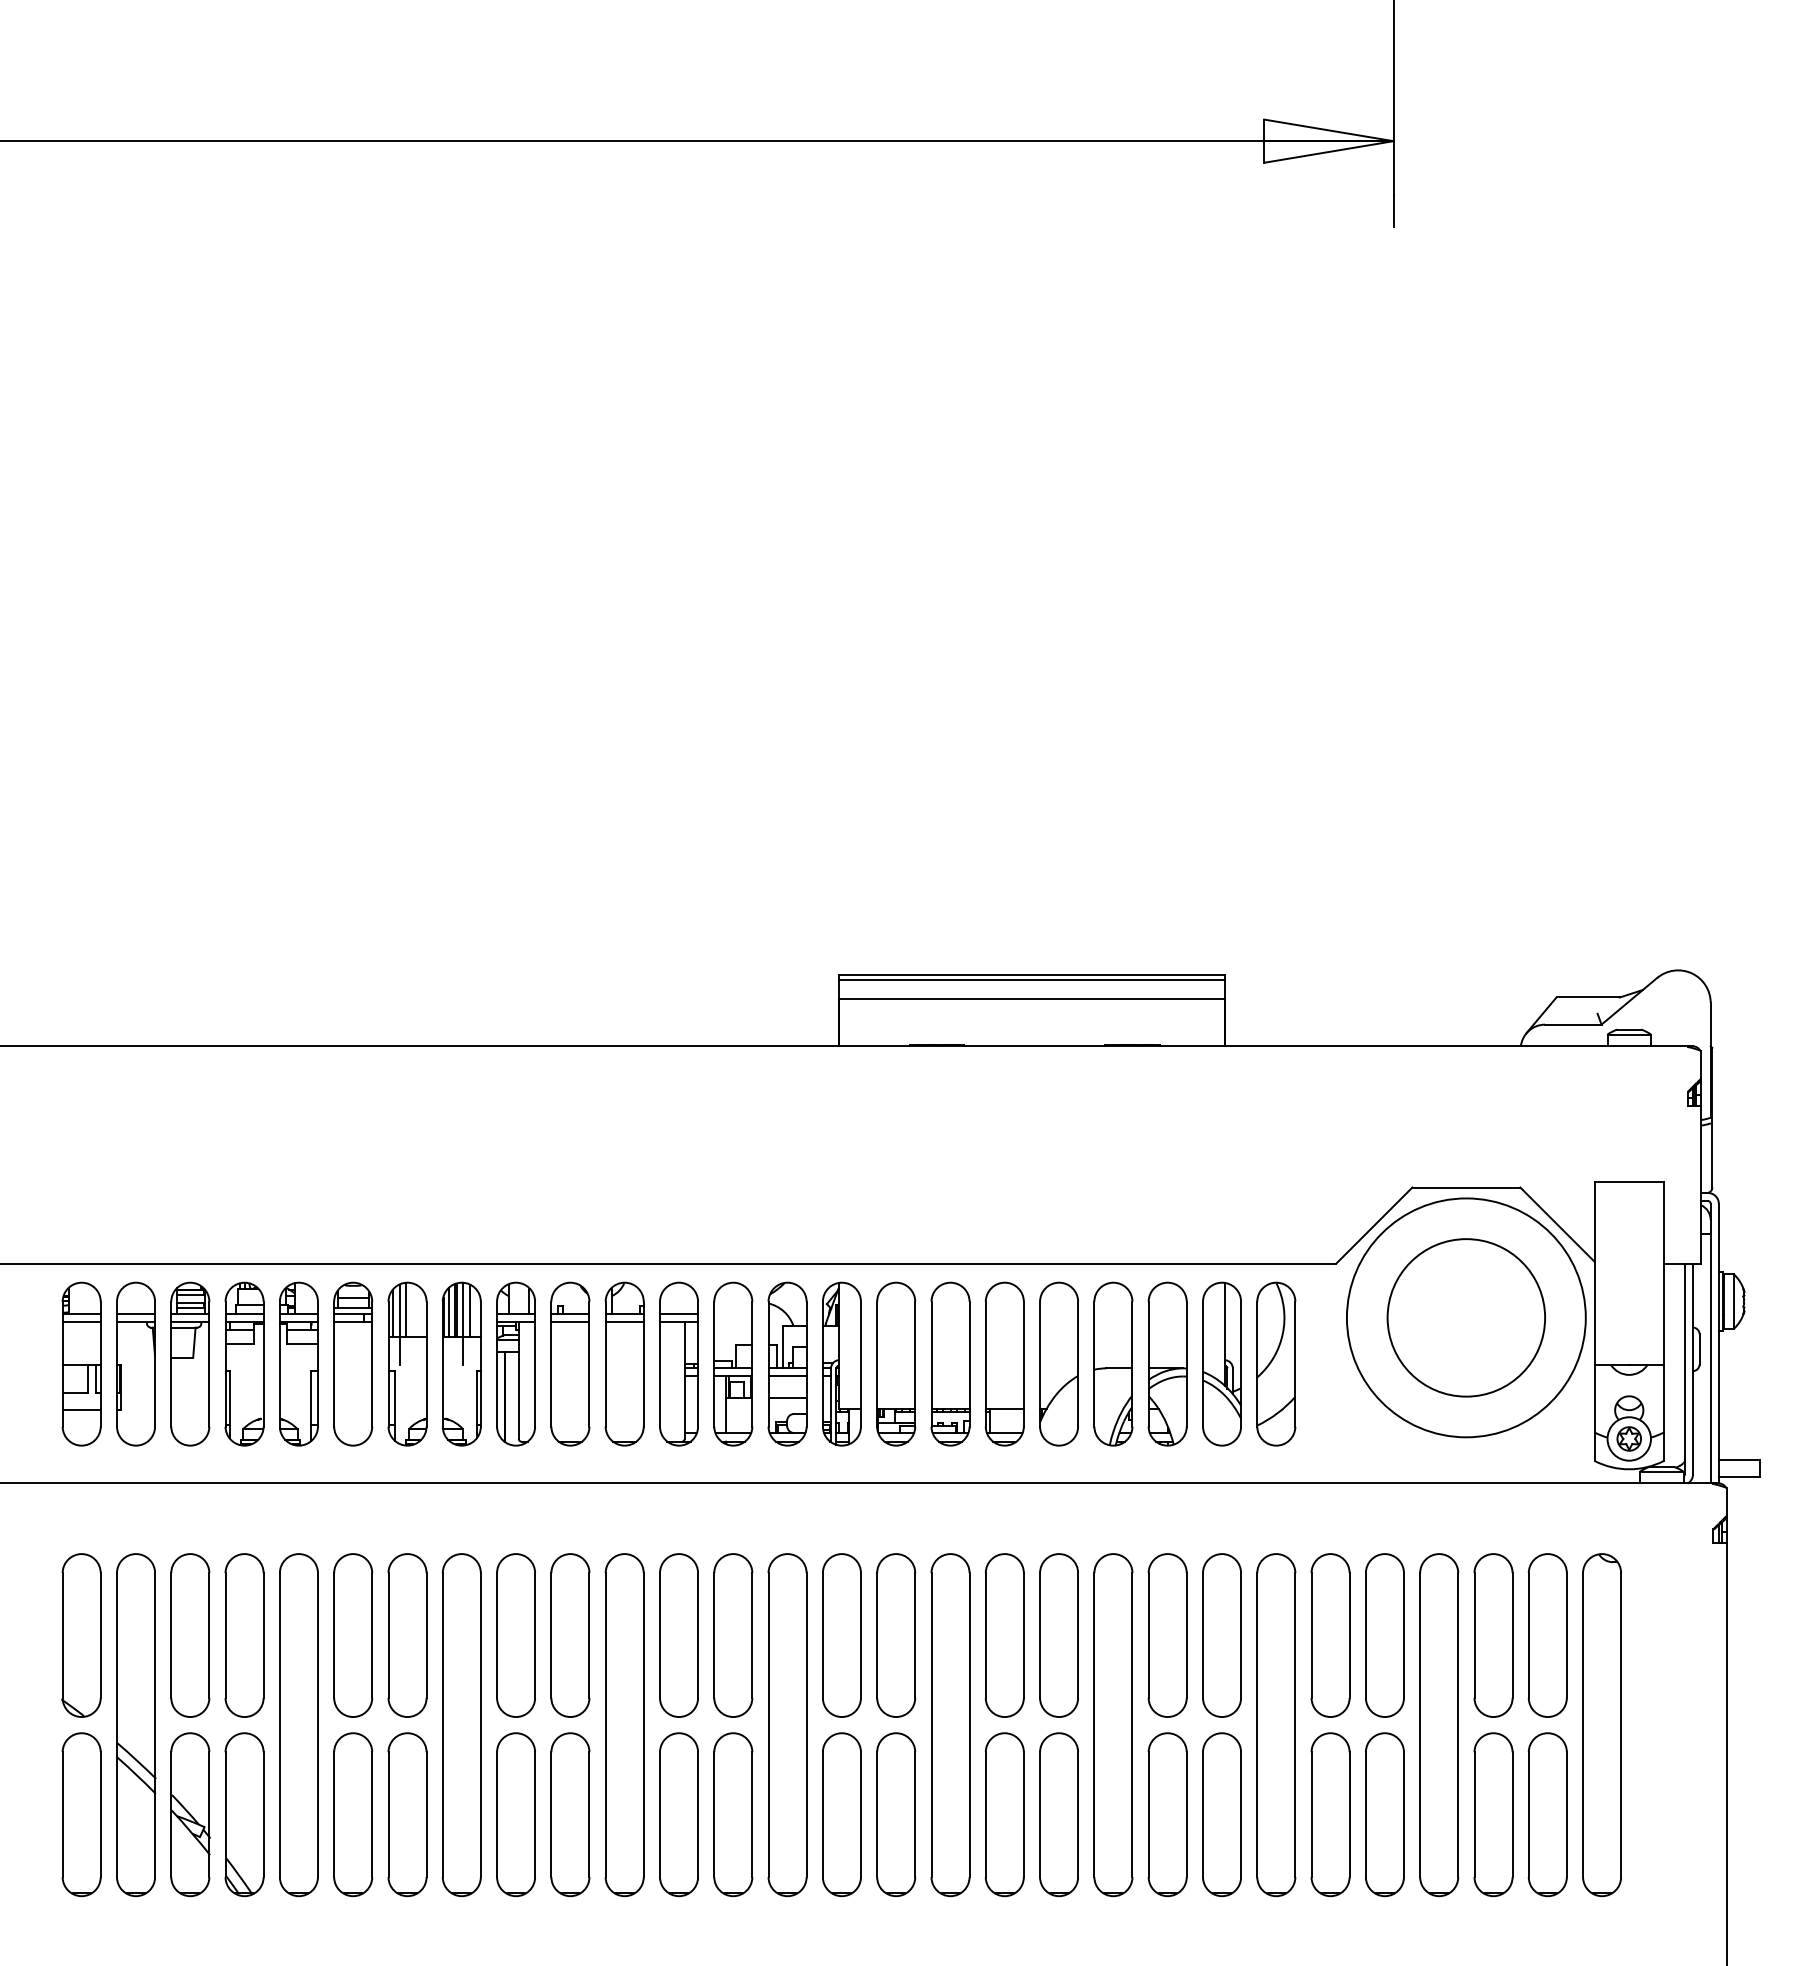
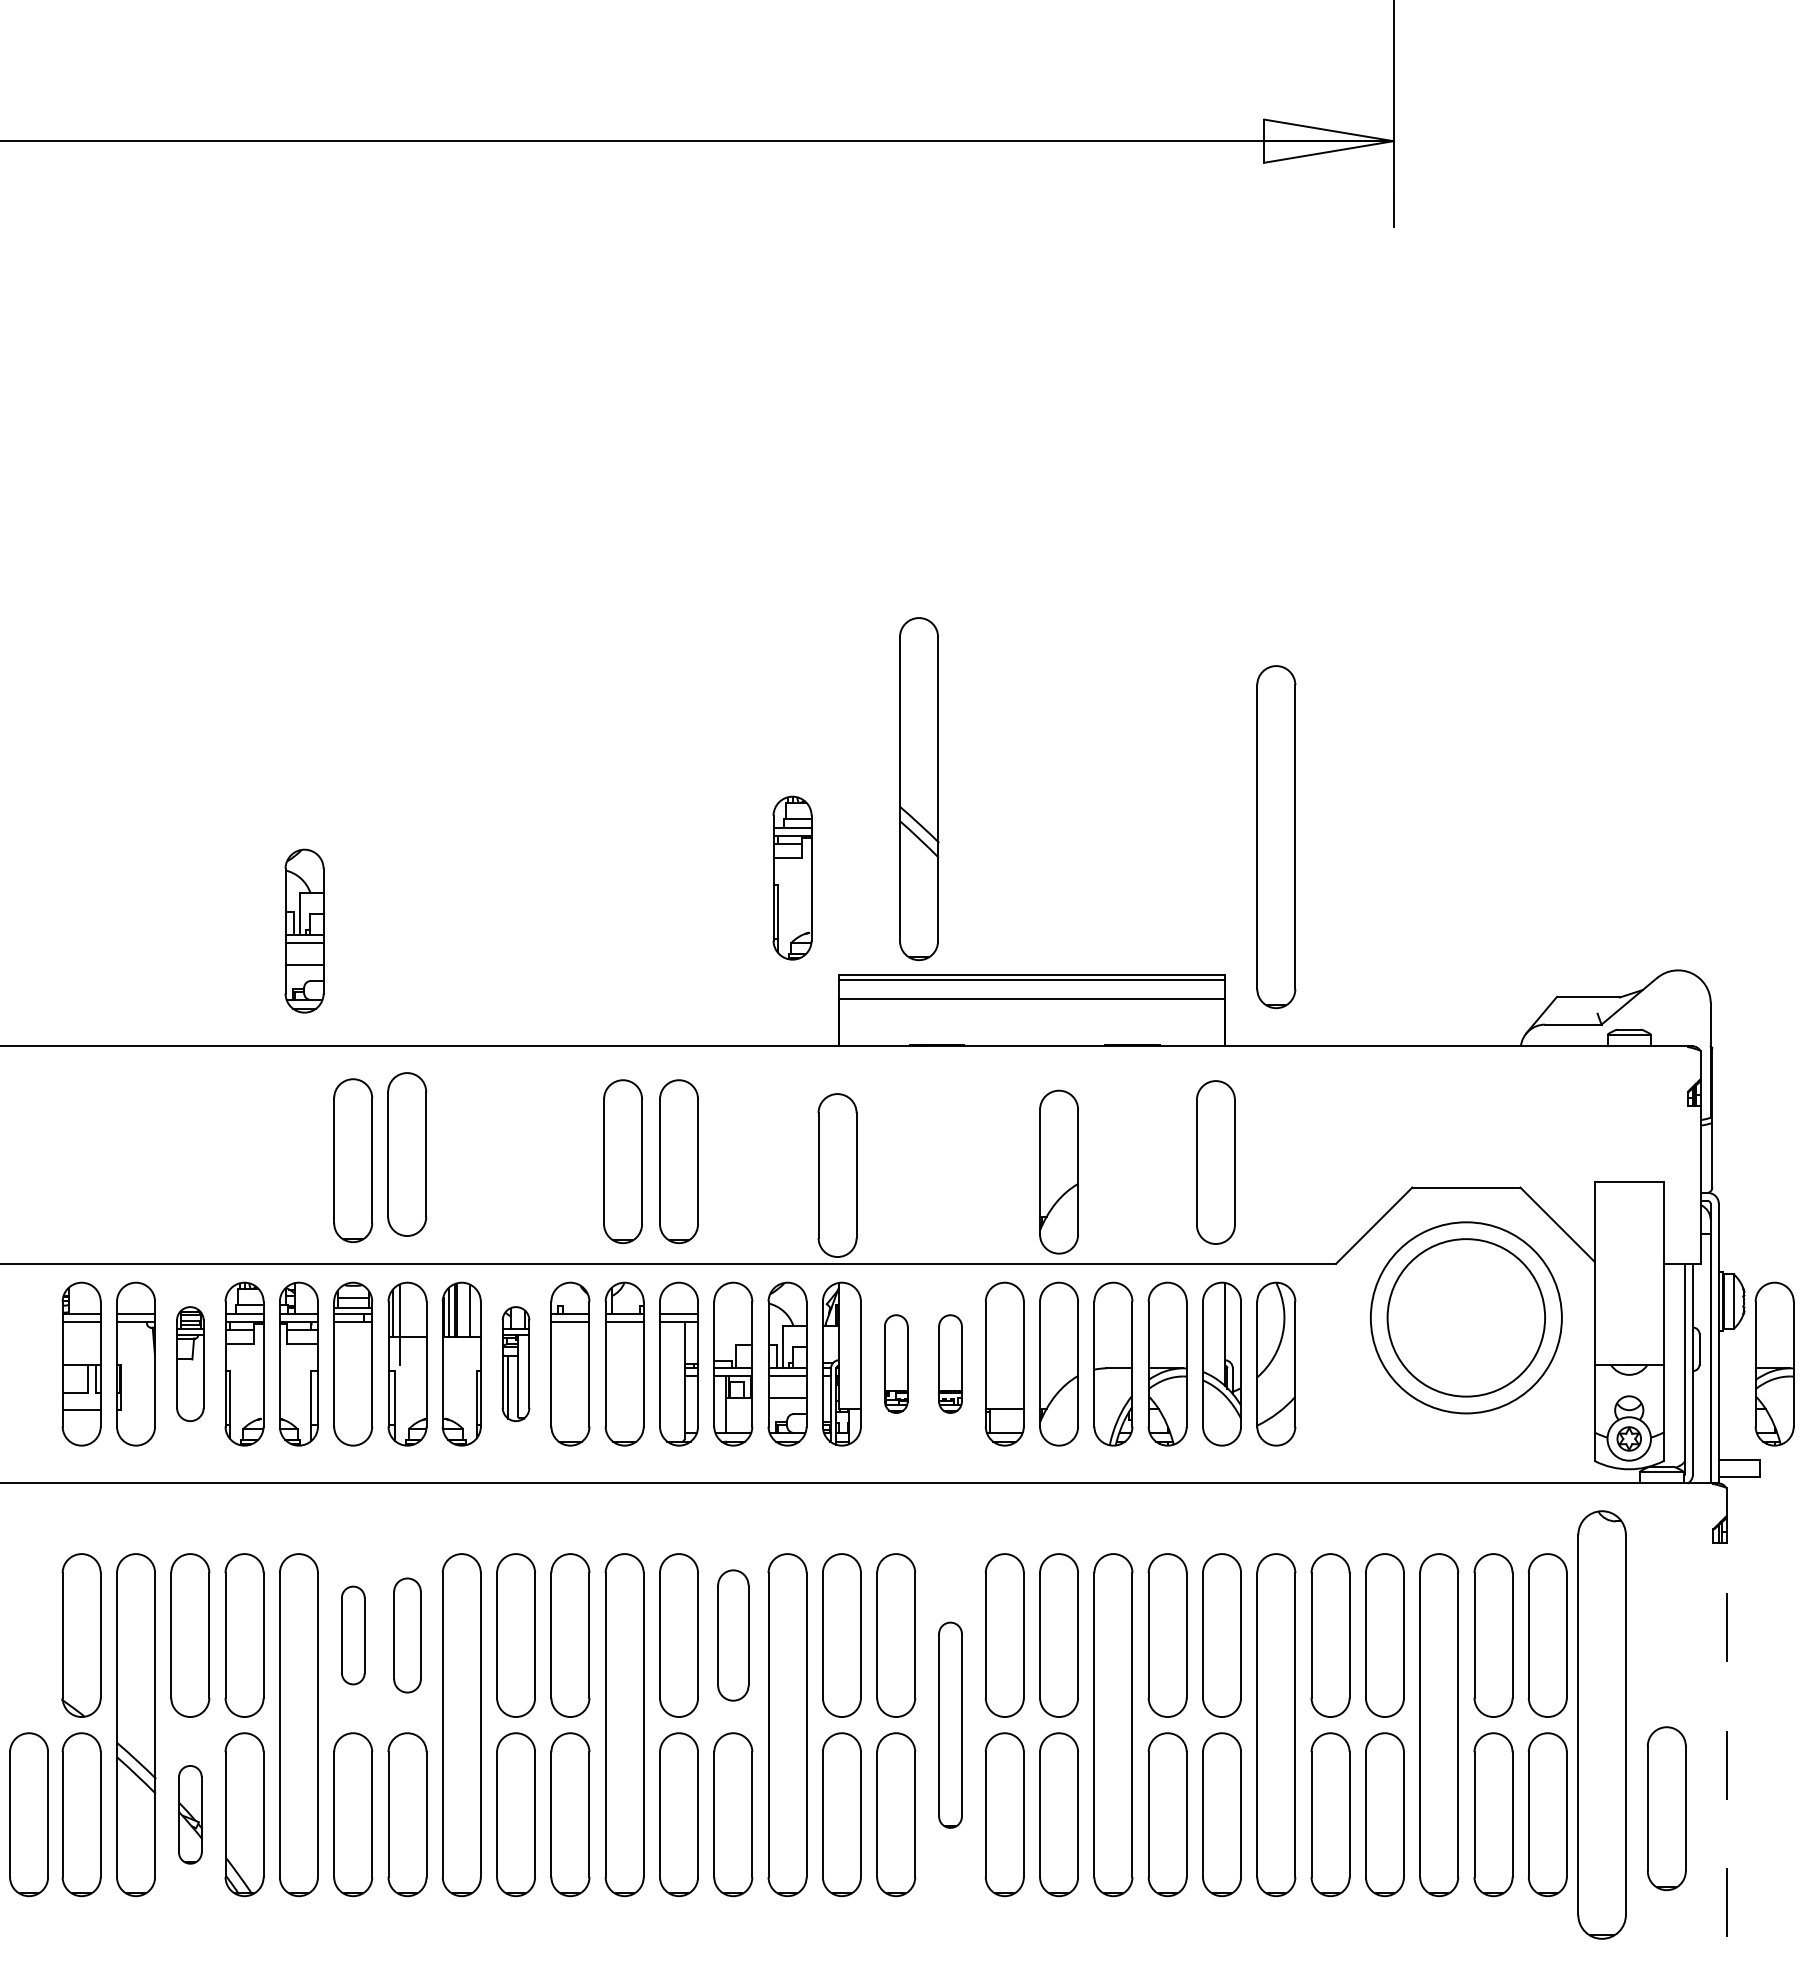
part: none -> present (919, 789)
part: none -> present (1276, 837)
part: none -> present (792, 877)
part: none -> present (304, 930)
part: none -> present (407, 1154)
part: none -> present (353, 1160)
part: none -> present (622, 1161)
part: none -> present (678, 1161)
part: none -> present (1215, 1162)
part: none -> present (1058, 1171)
part: none -> present (837, 1175)
line: present -> none (406, 1310)
circle diameter: 239 px -> 191 px (1465, 1317)
line: present -> none (463, 1323)
part size: 41x166 px -> 29x116 px (190, 1363)
part size: 40x166 px -> 30x116 px (515, 1363)
part size: 41x166 px -> 25x100 px (896, 1363)
part size: 41x166 px -> 25x100 px (950, 1363)
part: none -> present (1774, 1363)
part size: 41x165 px -> 25x101 px (353, 1635)
part size: 41x165 px -> 29x117 px (407, 1635)
part size: 41x165 px -> 33x133 px (733, 1635)
part size: 41x345 px -> 25x208 px (950, 1724)
part size: 40x345 px -> 50x430 px (1601, 1724)
line: solid -> dashed (1726, 1753)
part: none -> present (1666, 1808)
part: none -> present (28, 1814)
part size: 41x166 px -> 25x100 px (190, 1814)
